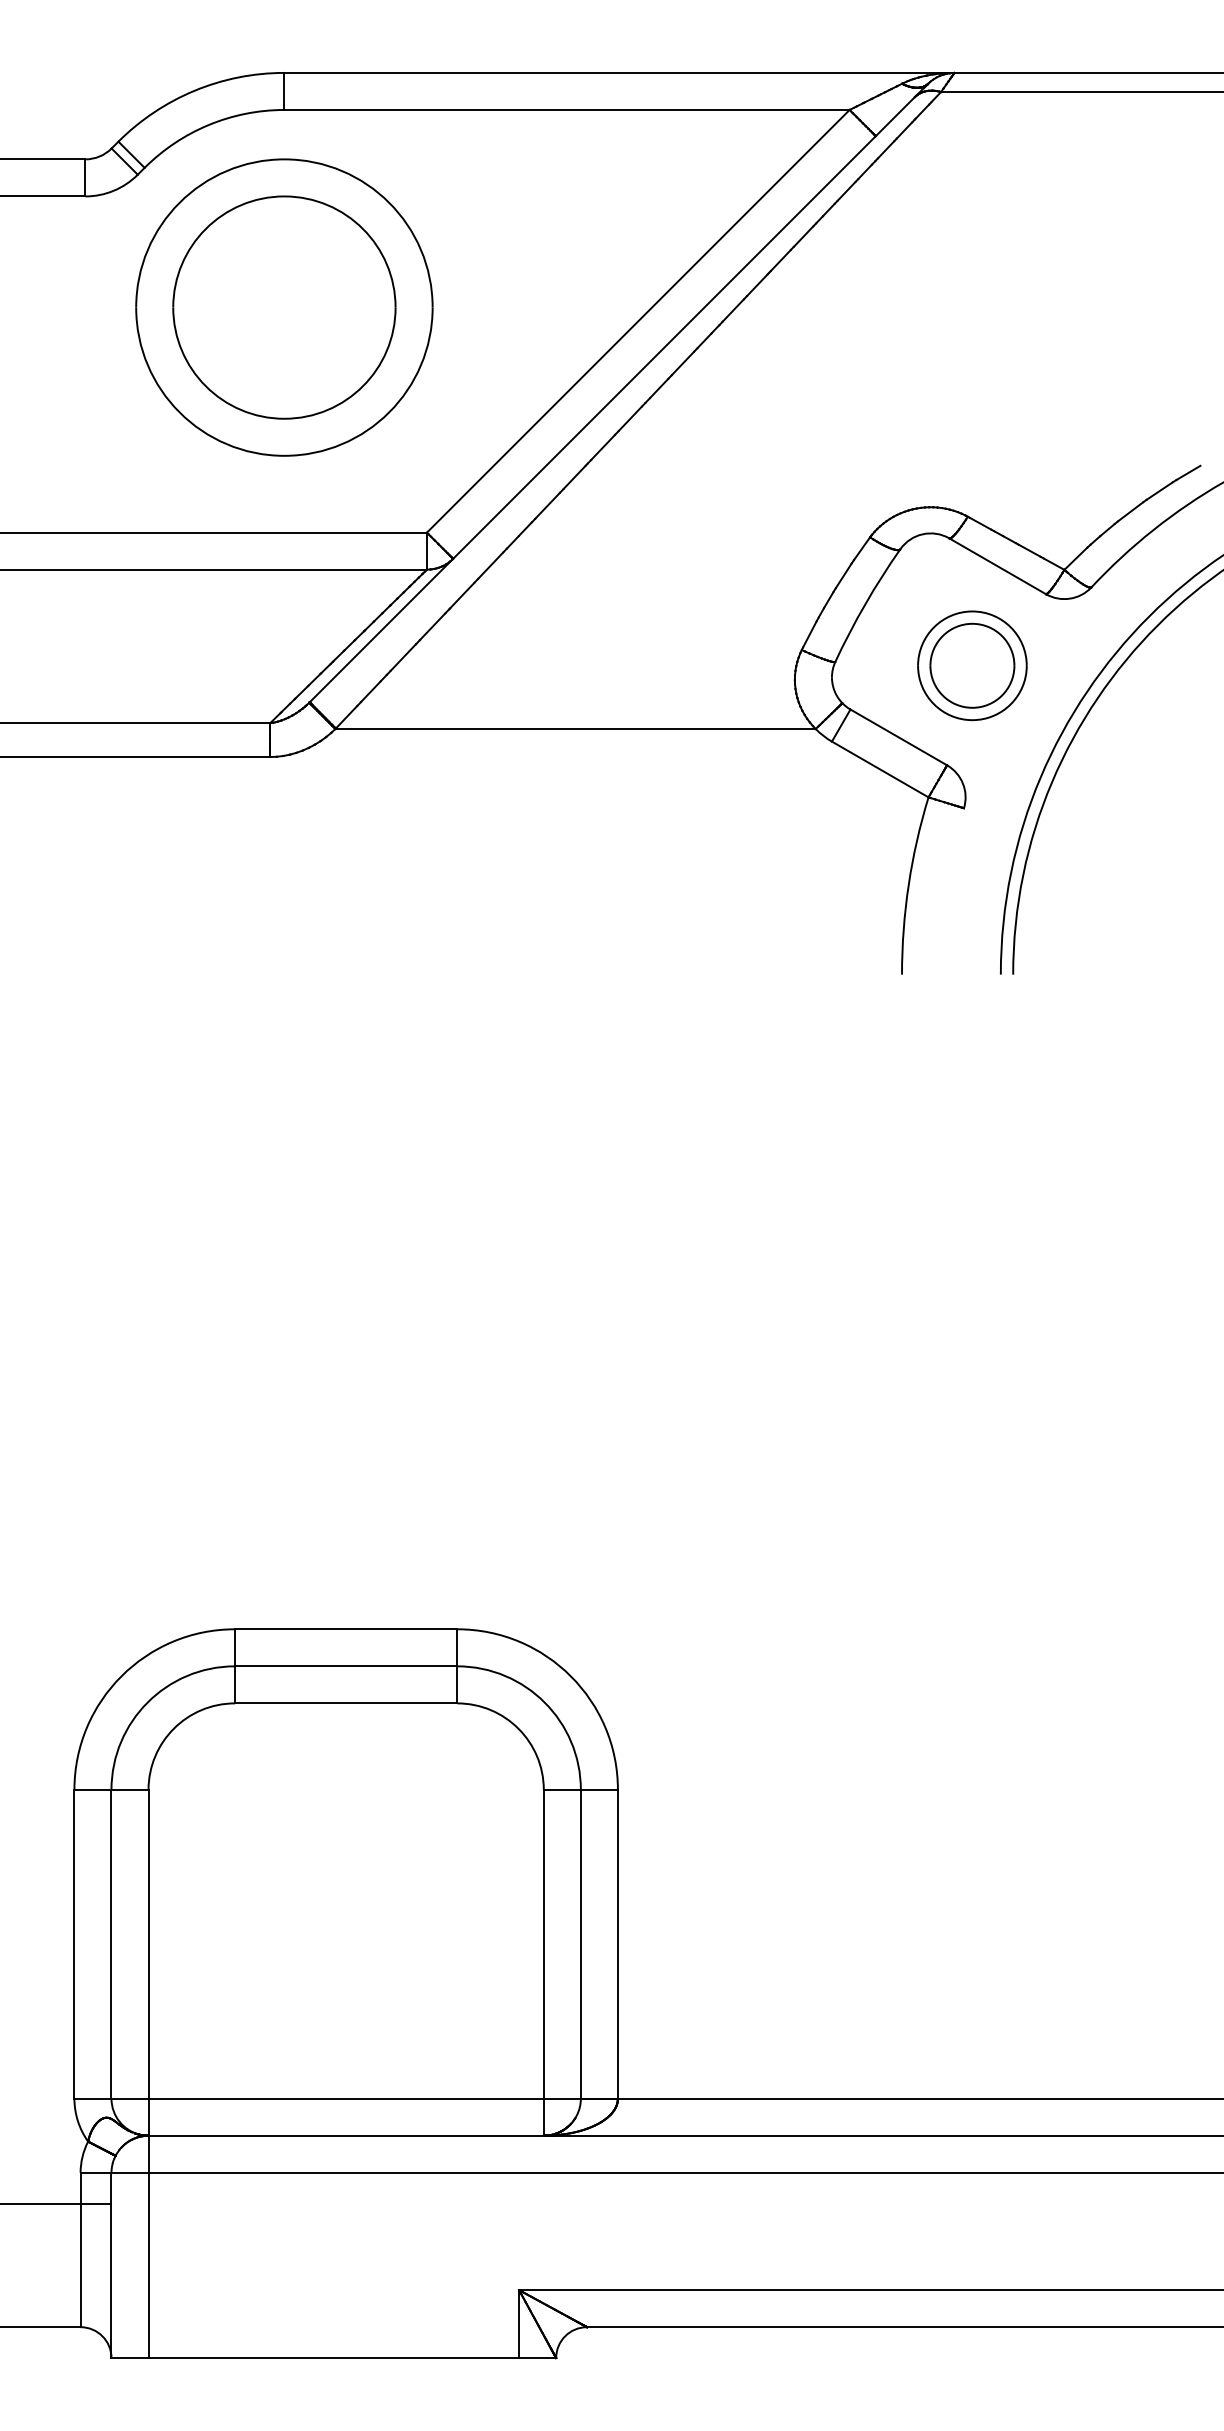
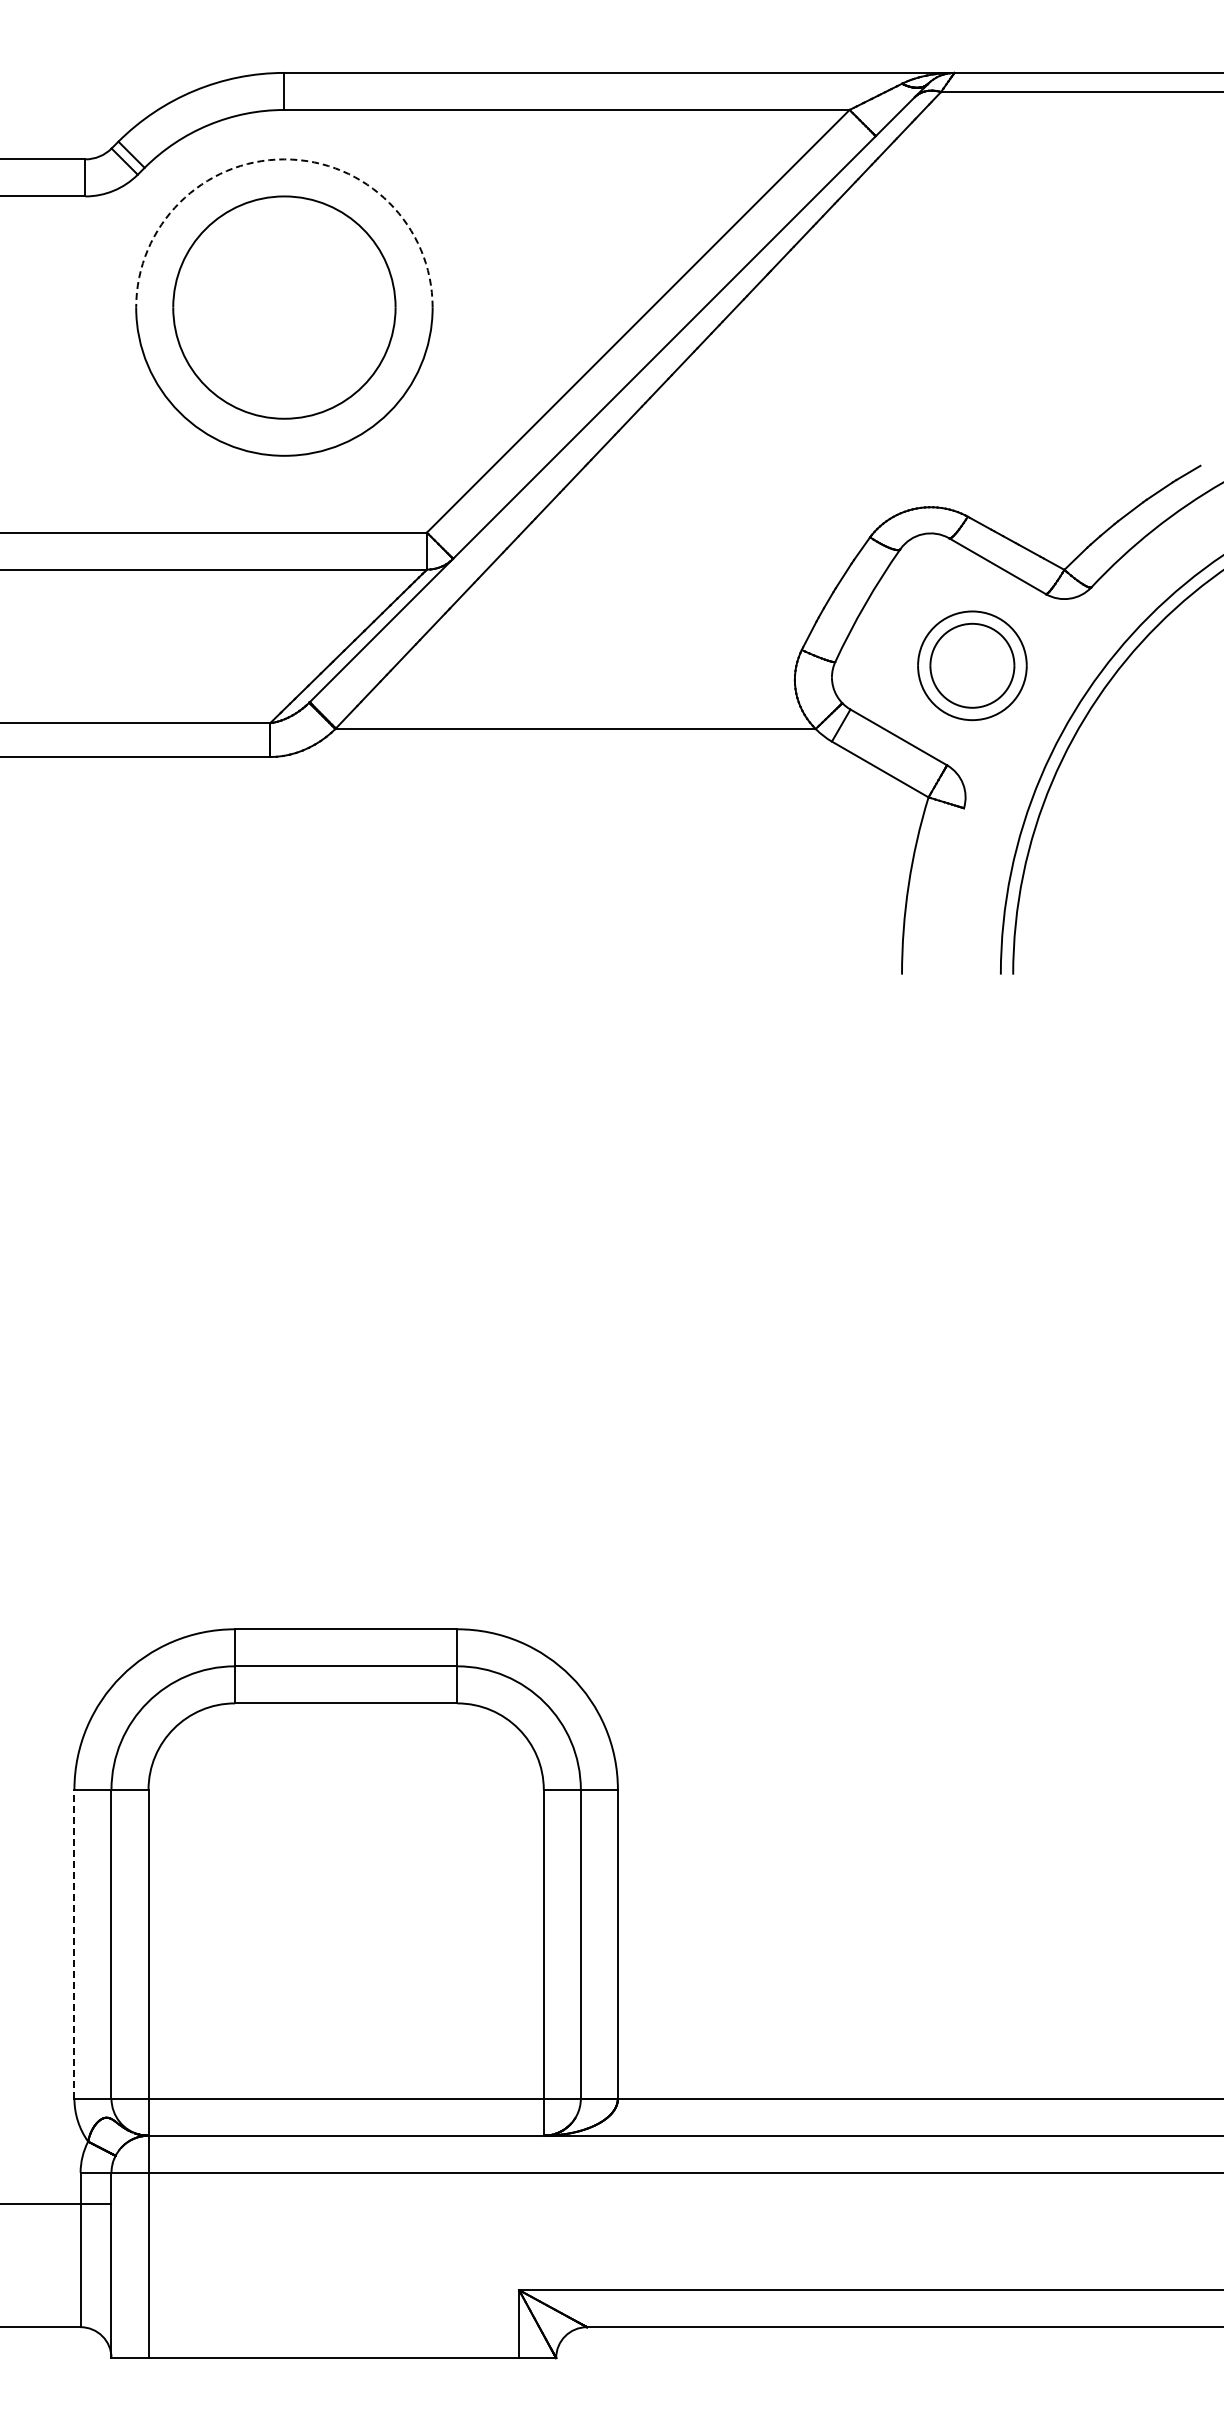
arc: solid -> dashed (284, 159)
line: solid -> dashed (74, 1943)
